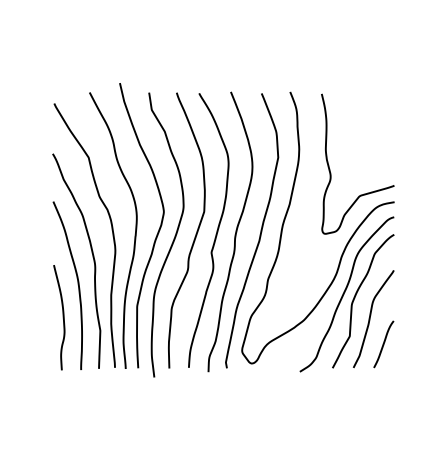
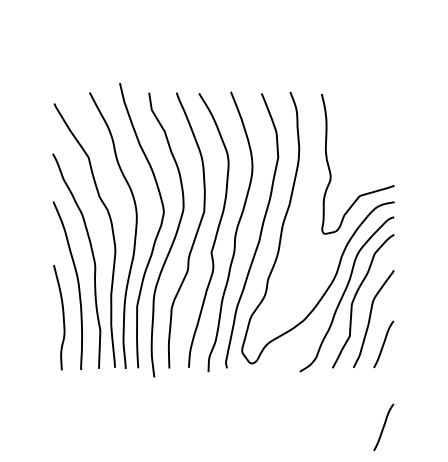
curve: none -> present (383, 427)
